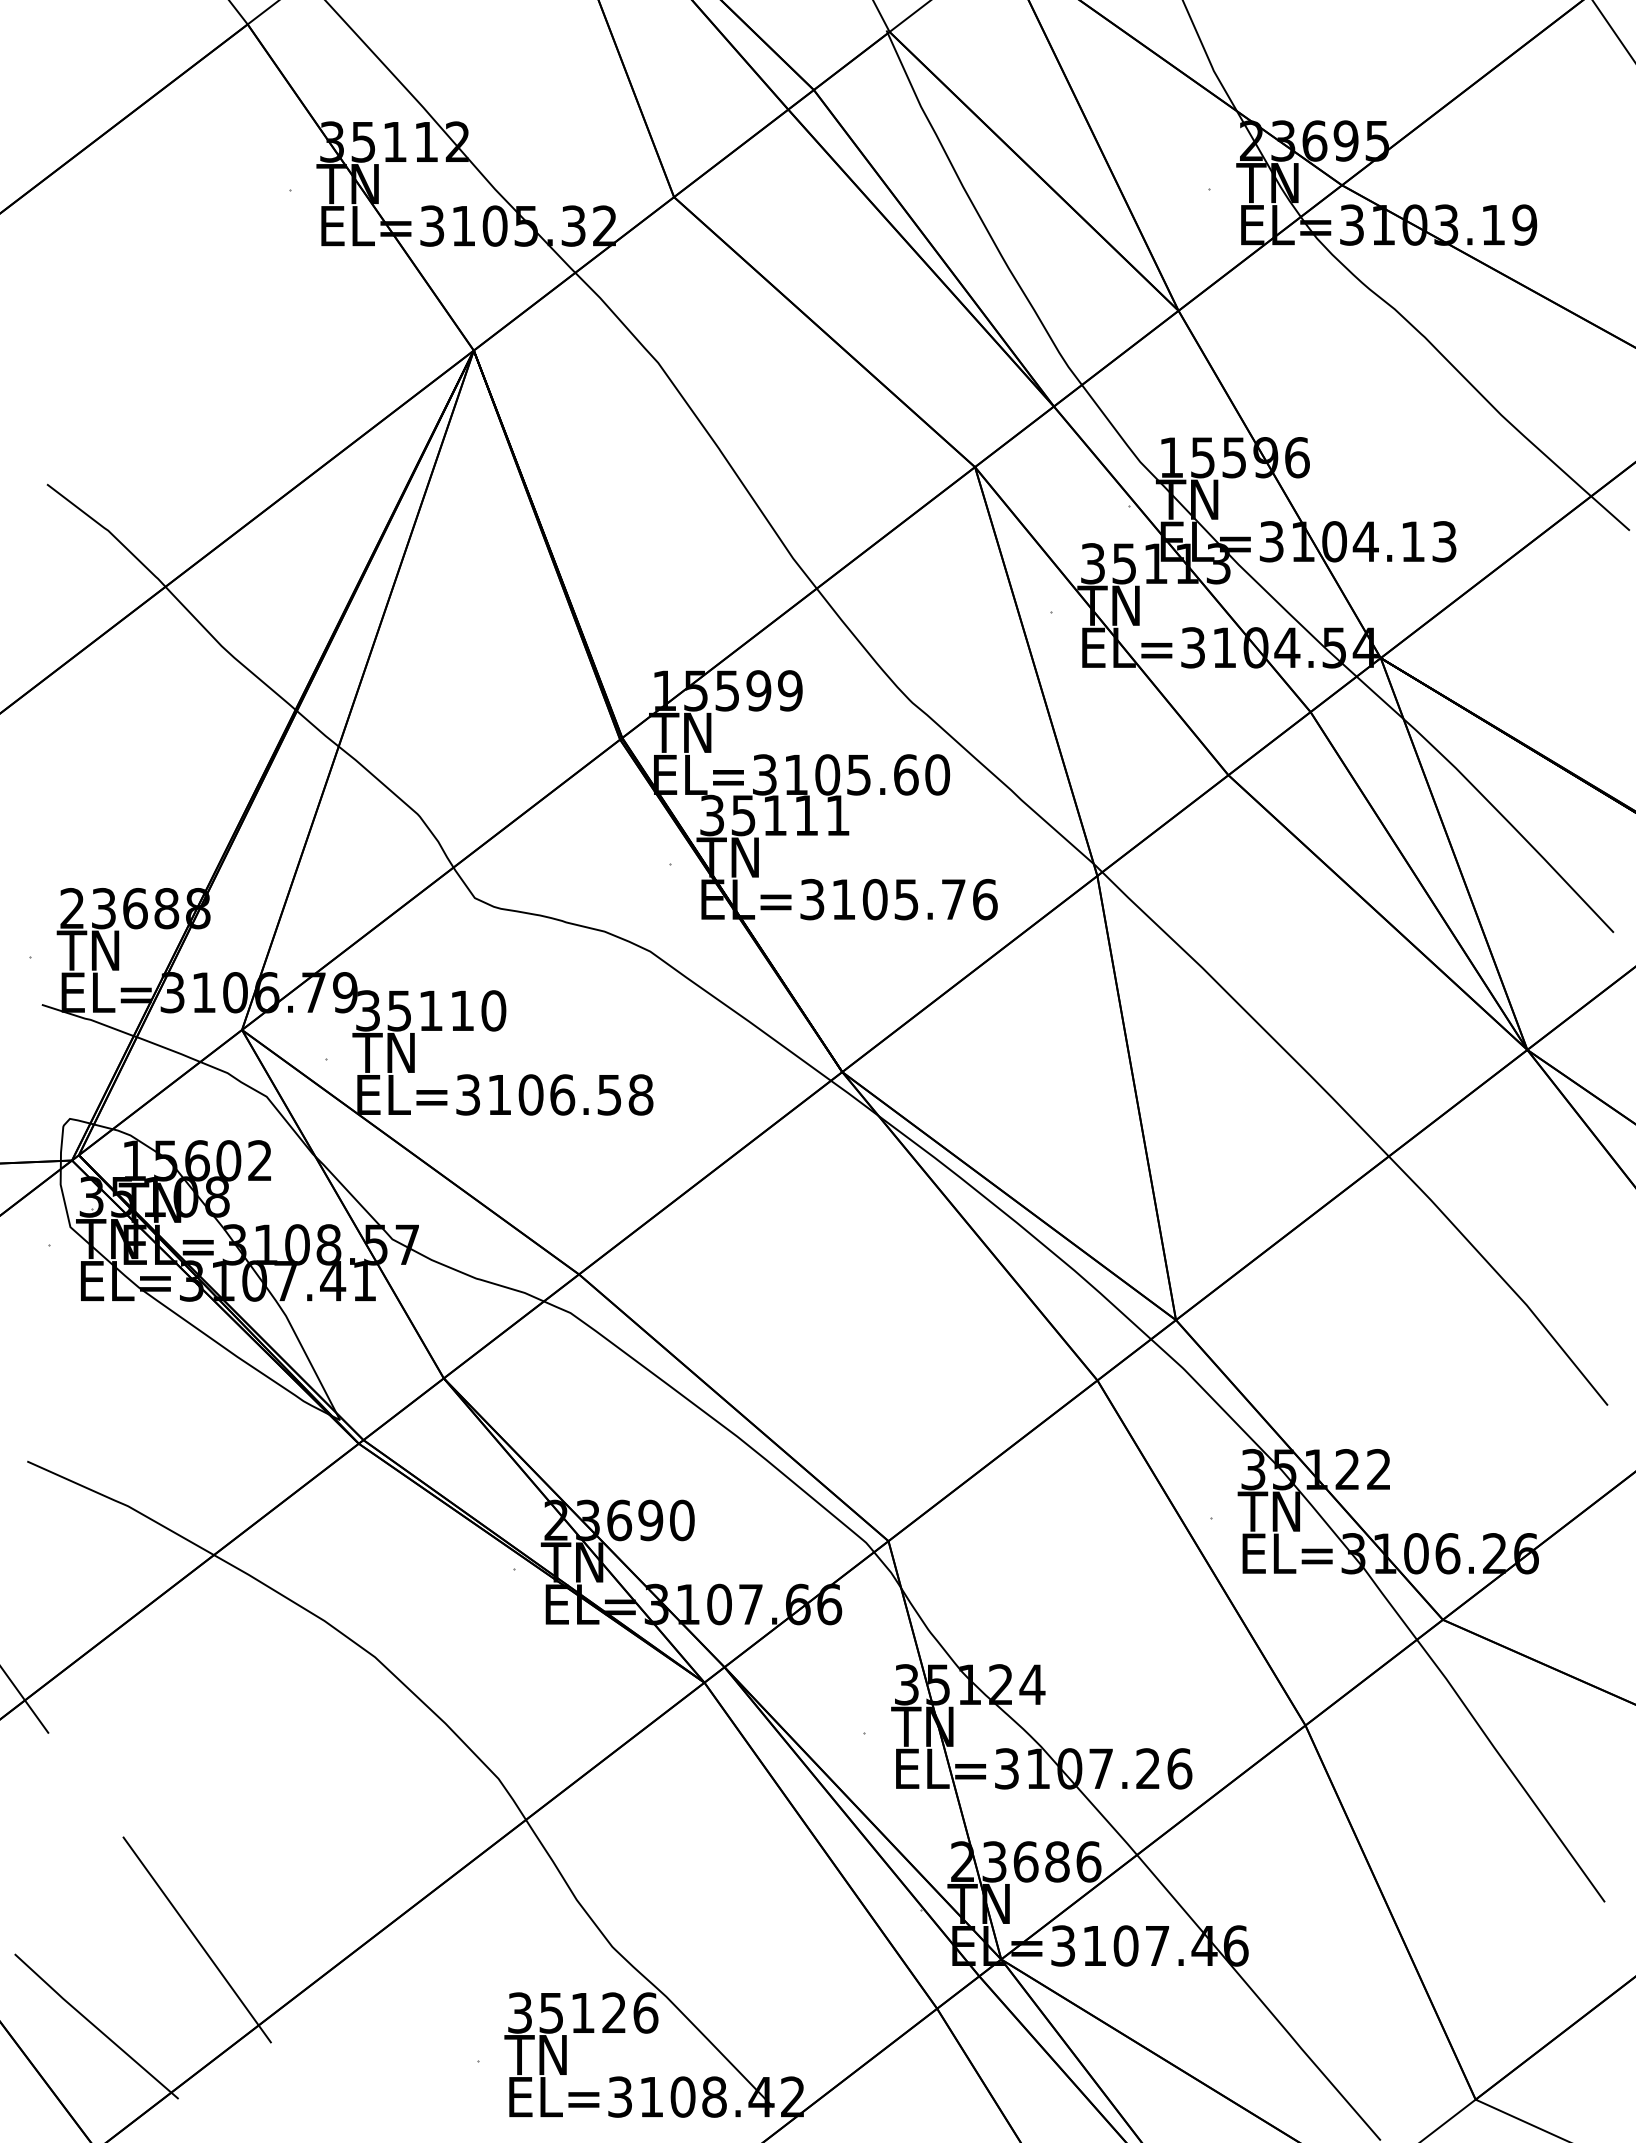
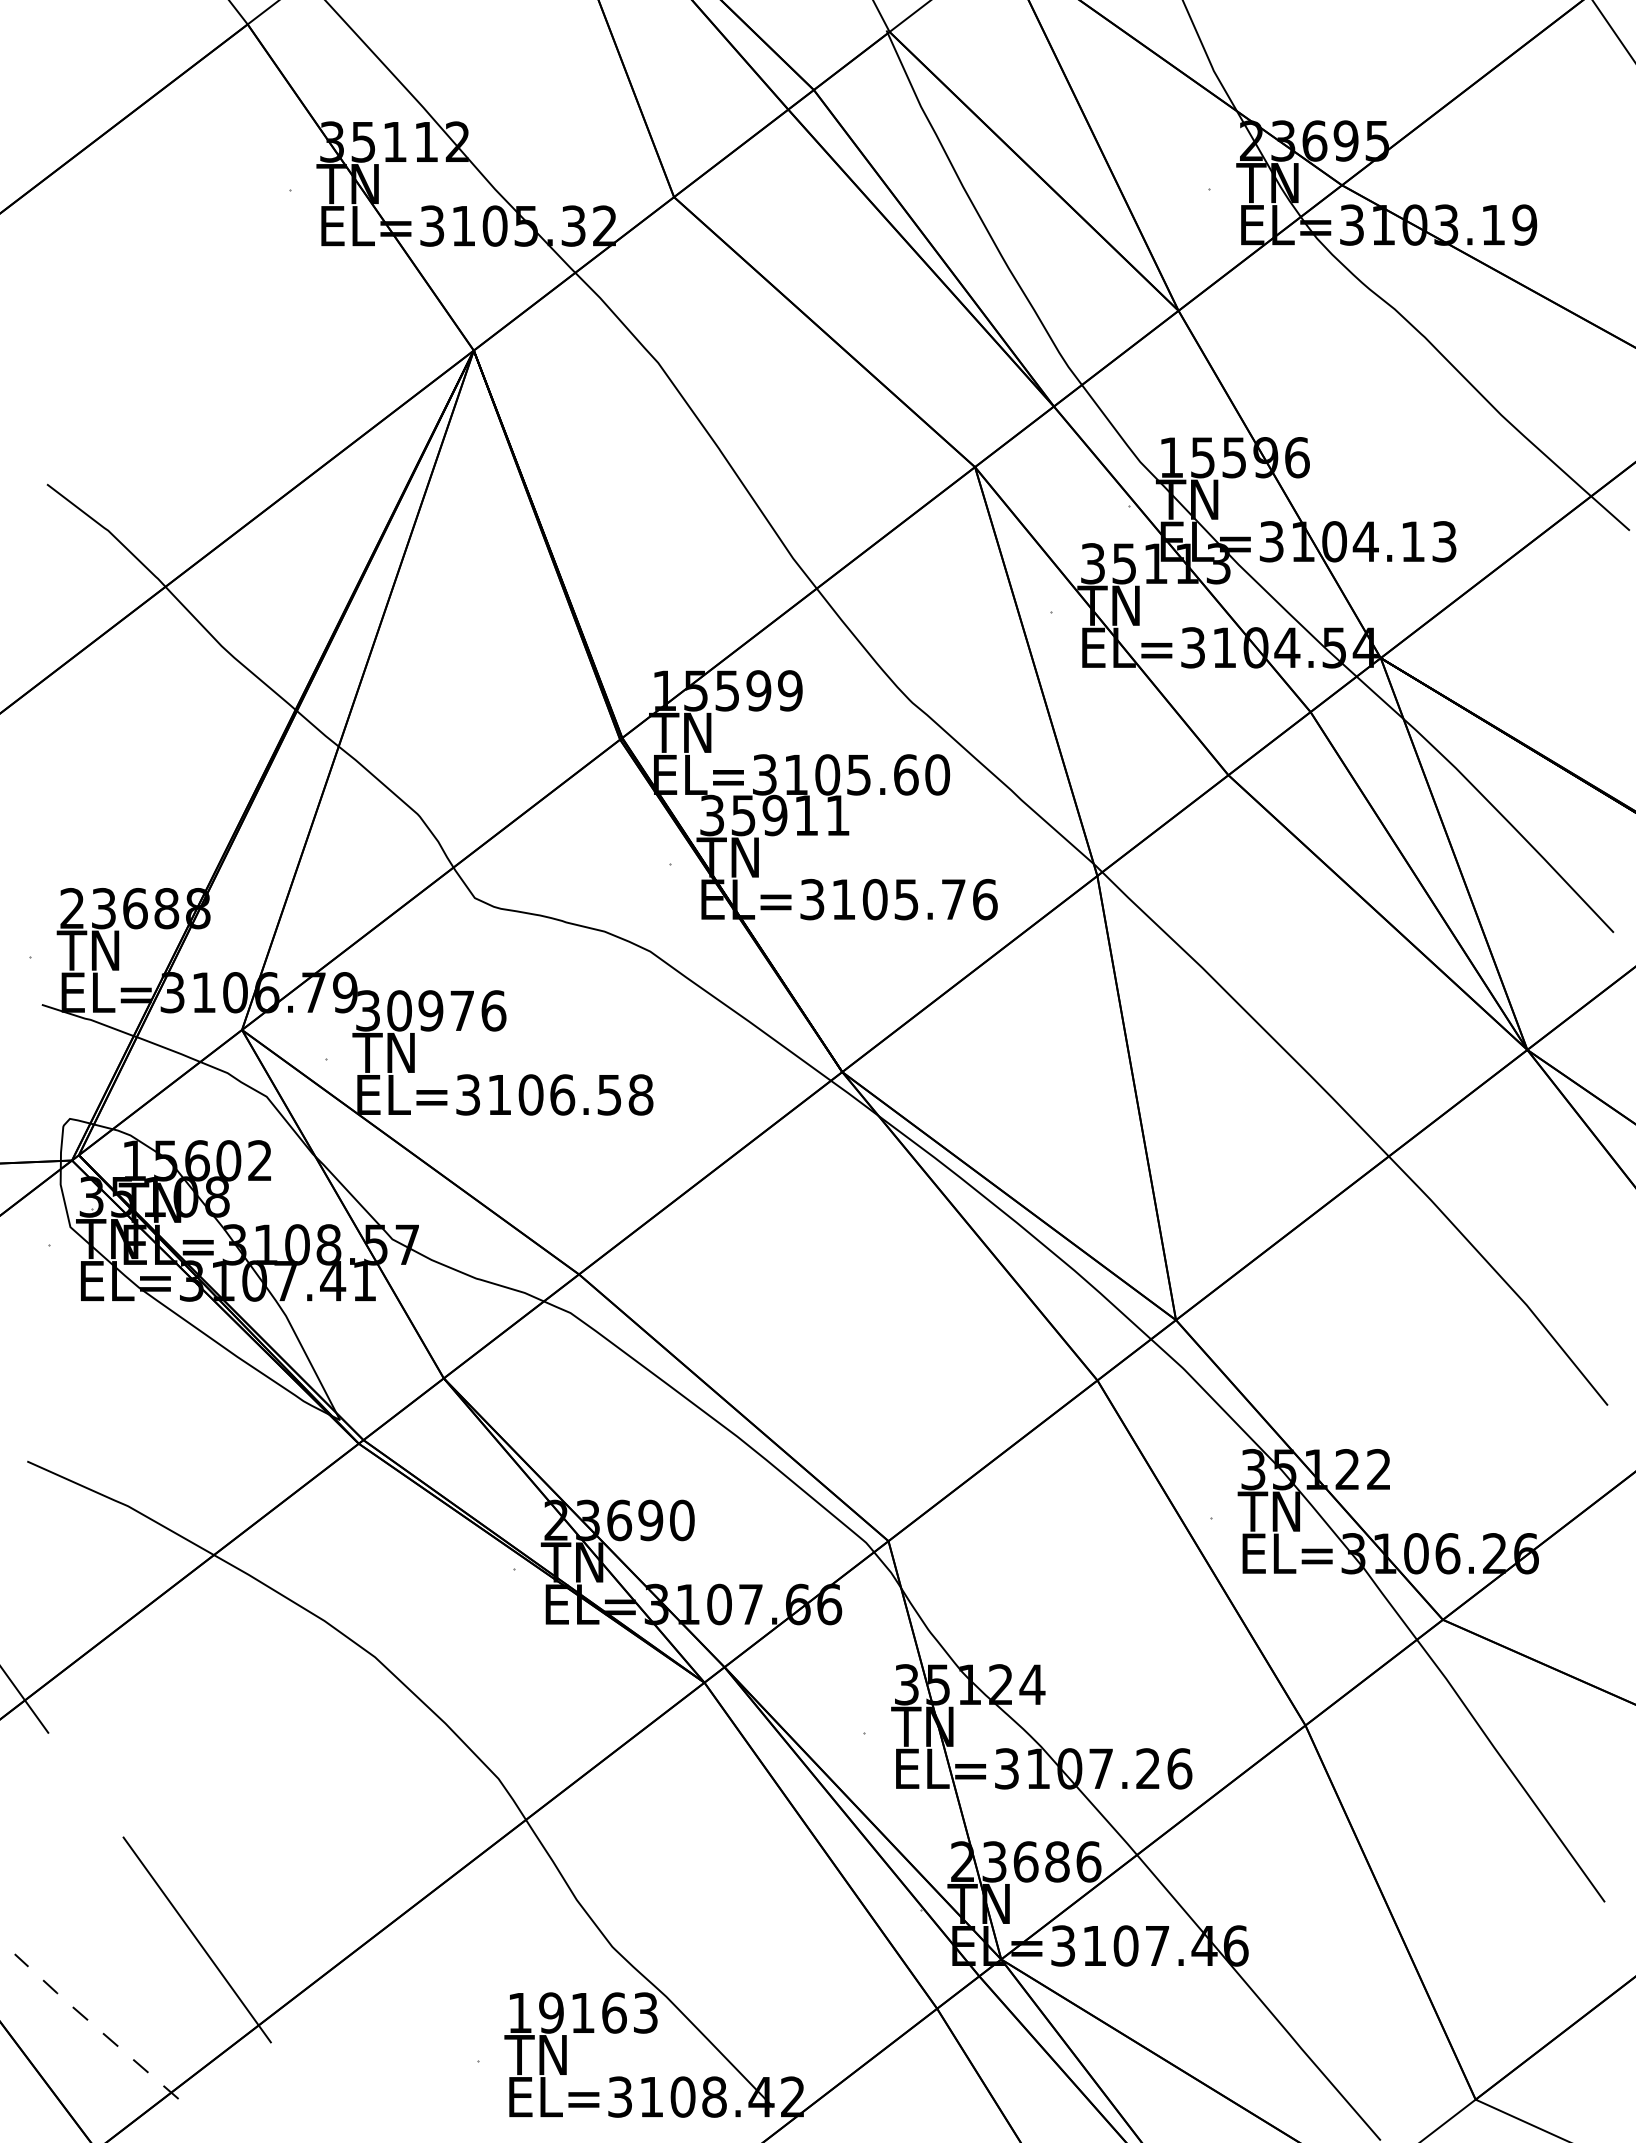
text: 35111 -> 35911 (774, 815)
text: 35110 -> 30976 (446, 1010)
text: 35126 -> 19163 (583, 2012)
line: solid -> dashed (95, 2026)
